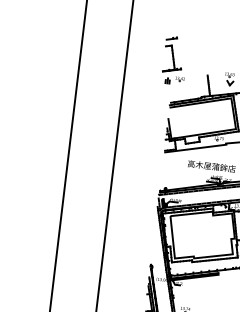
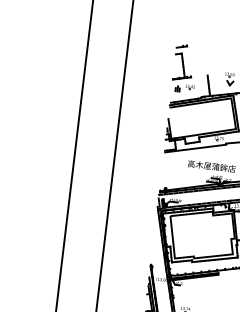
part position: (173, 60) -> (183, 68) (183, 68)
line position: (68, 155) -> (74, 155) (74, 155)
